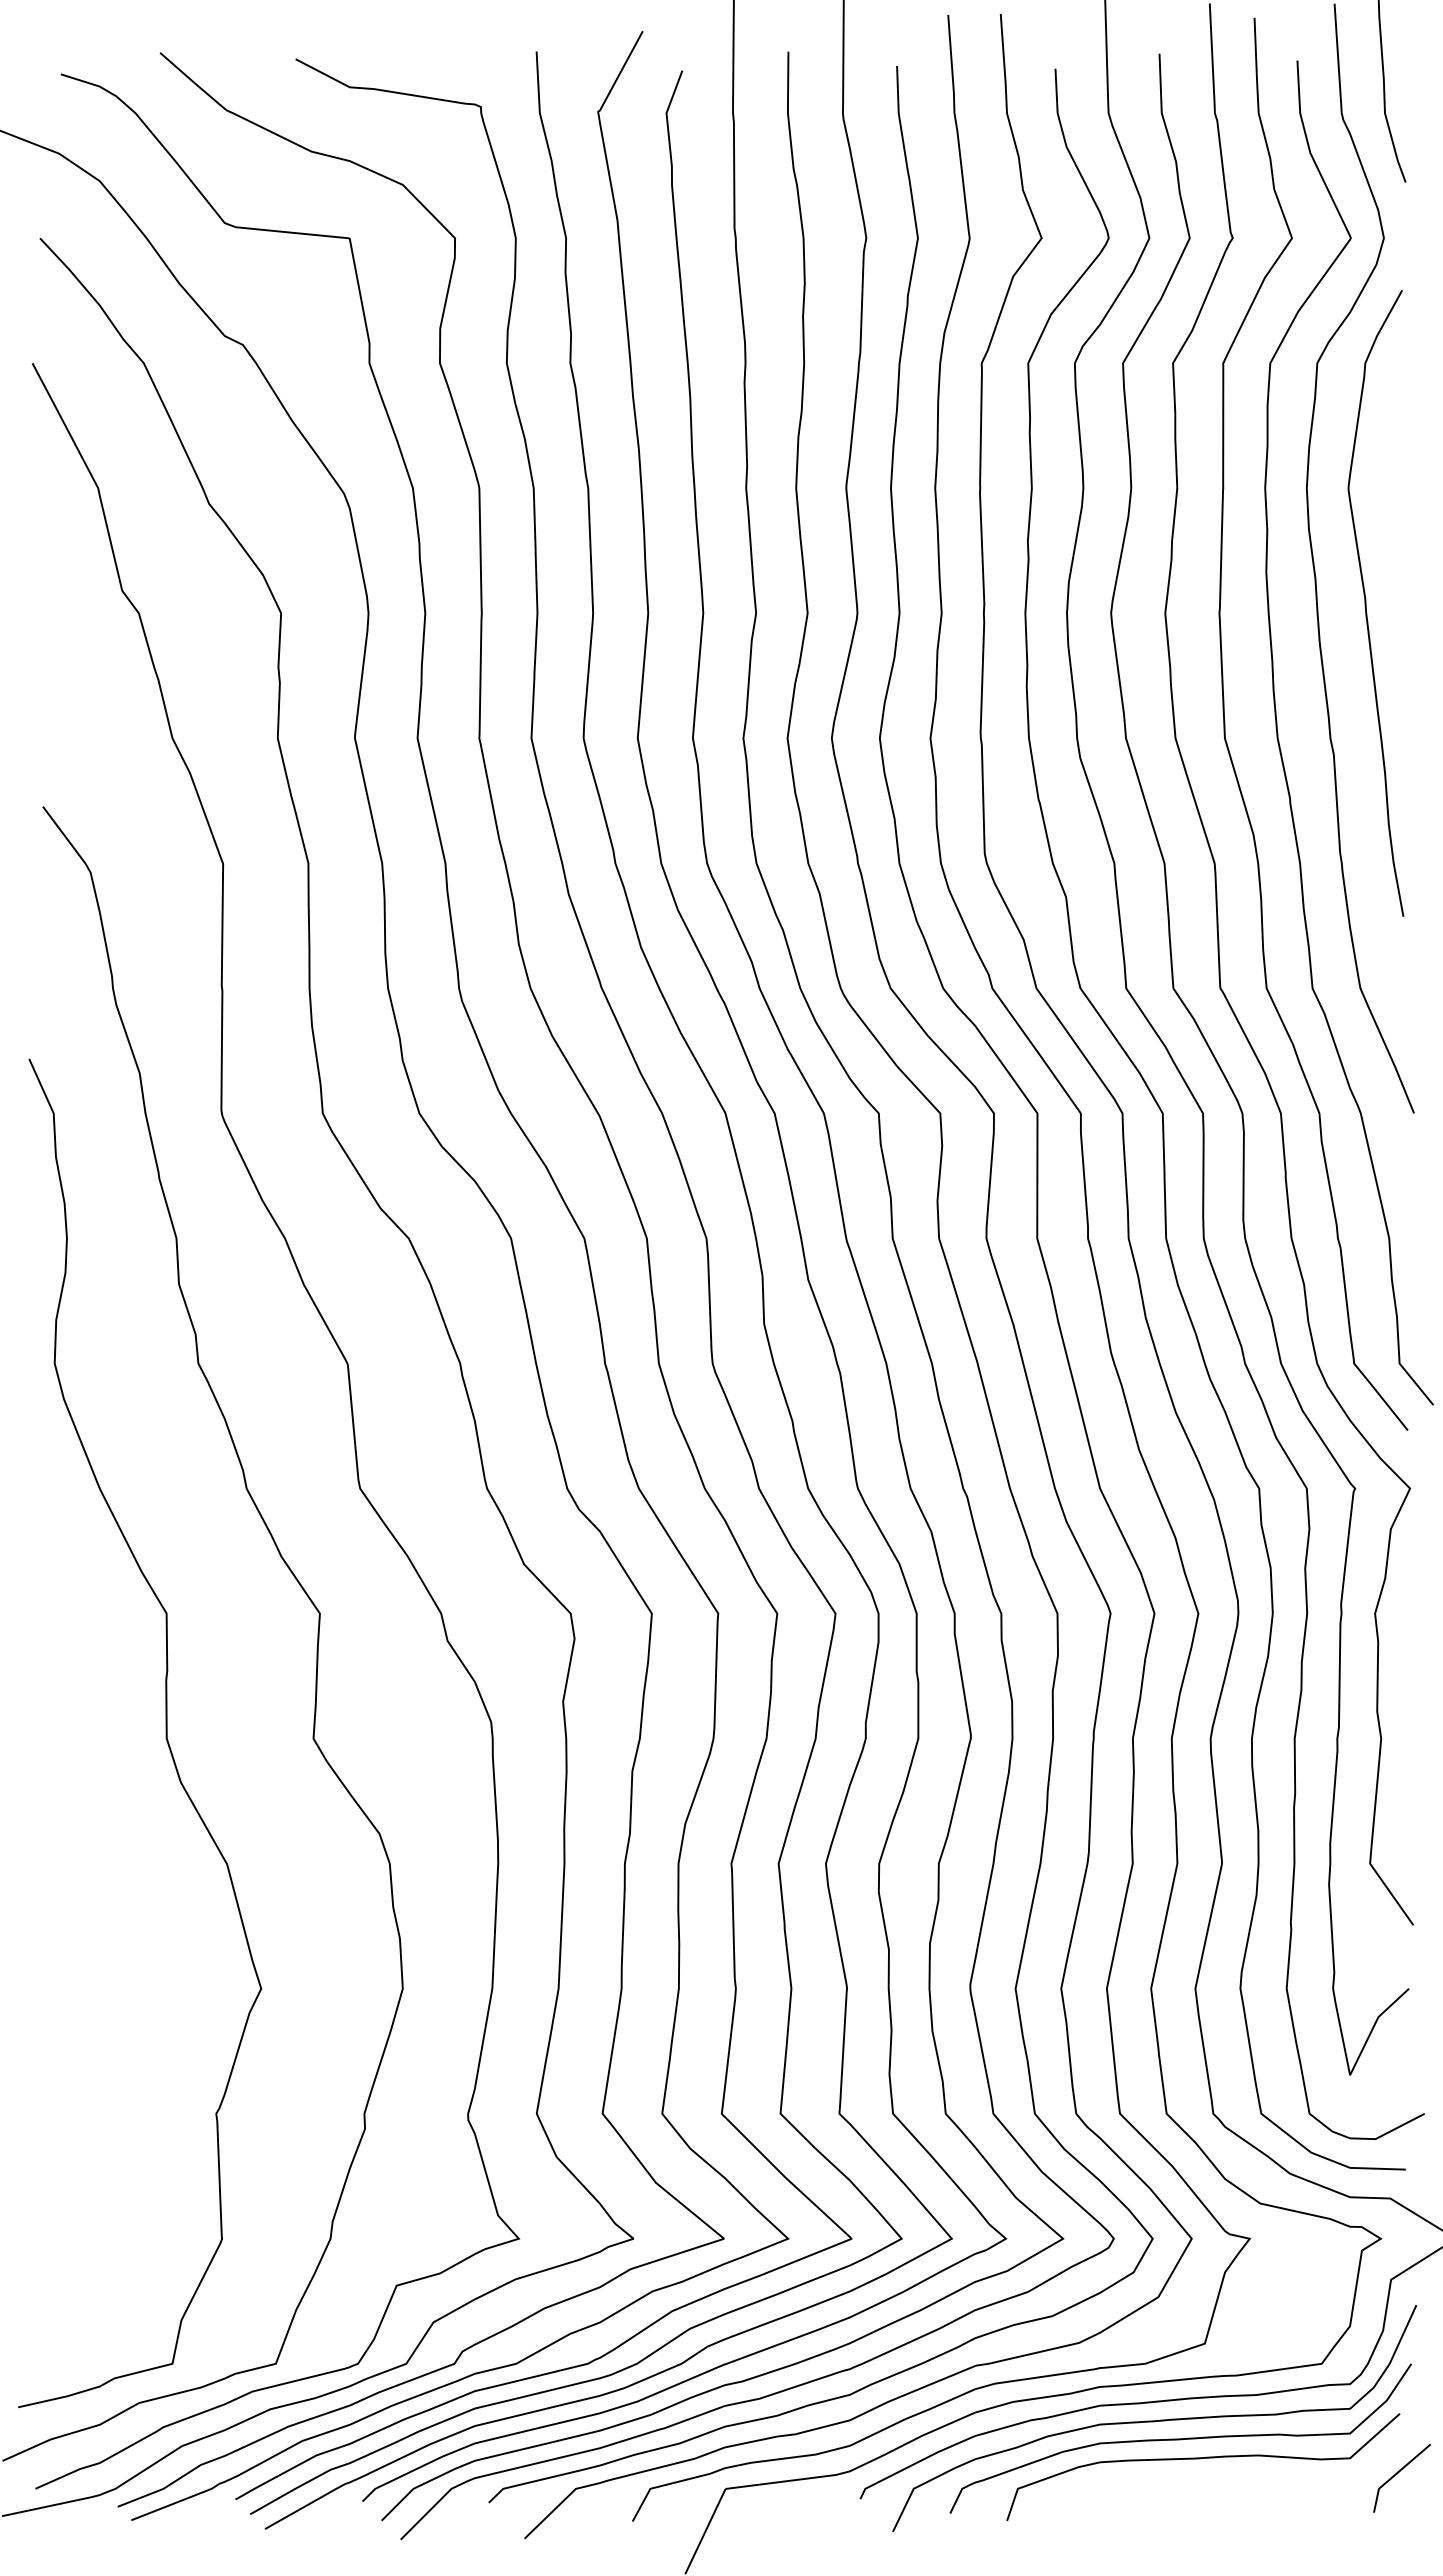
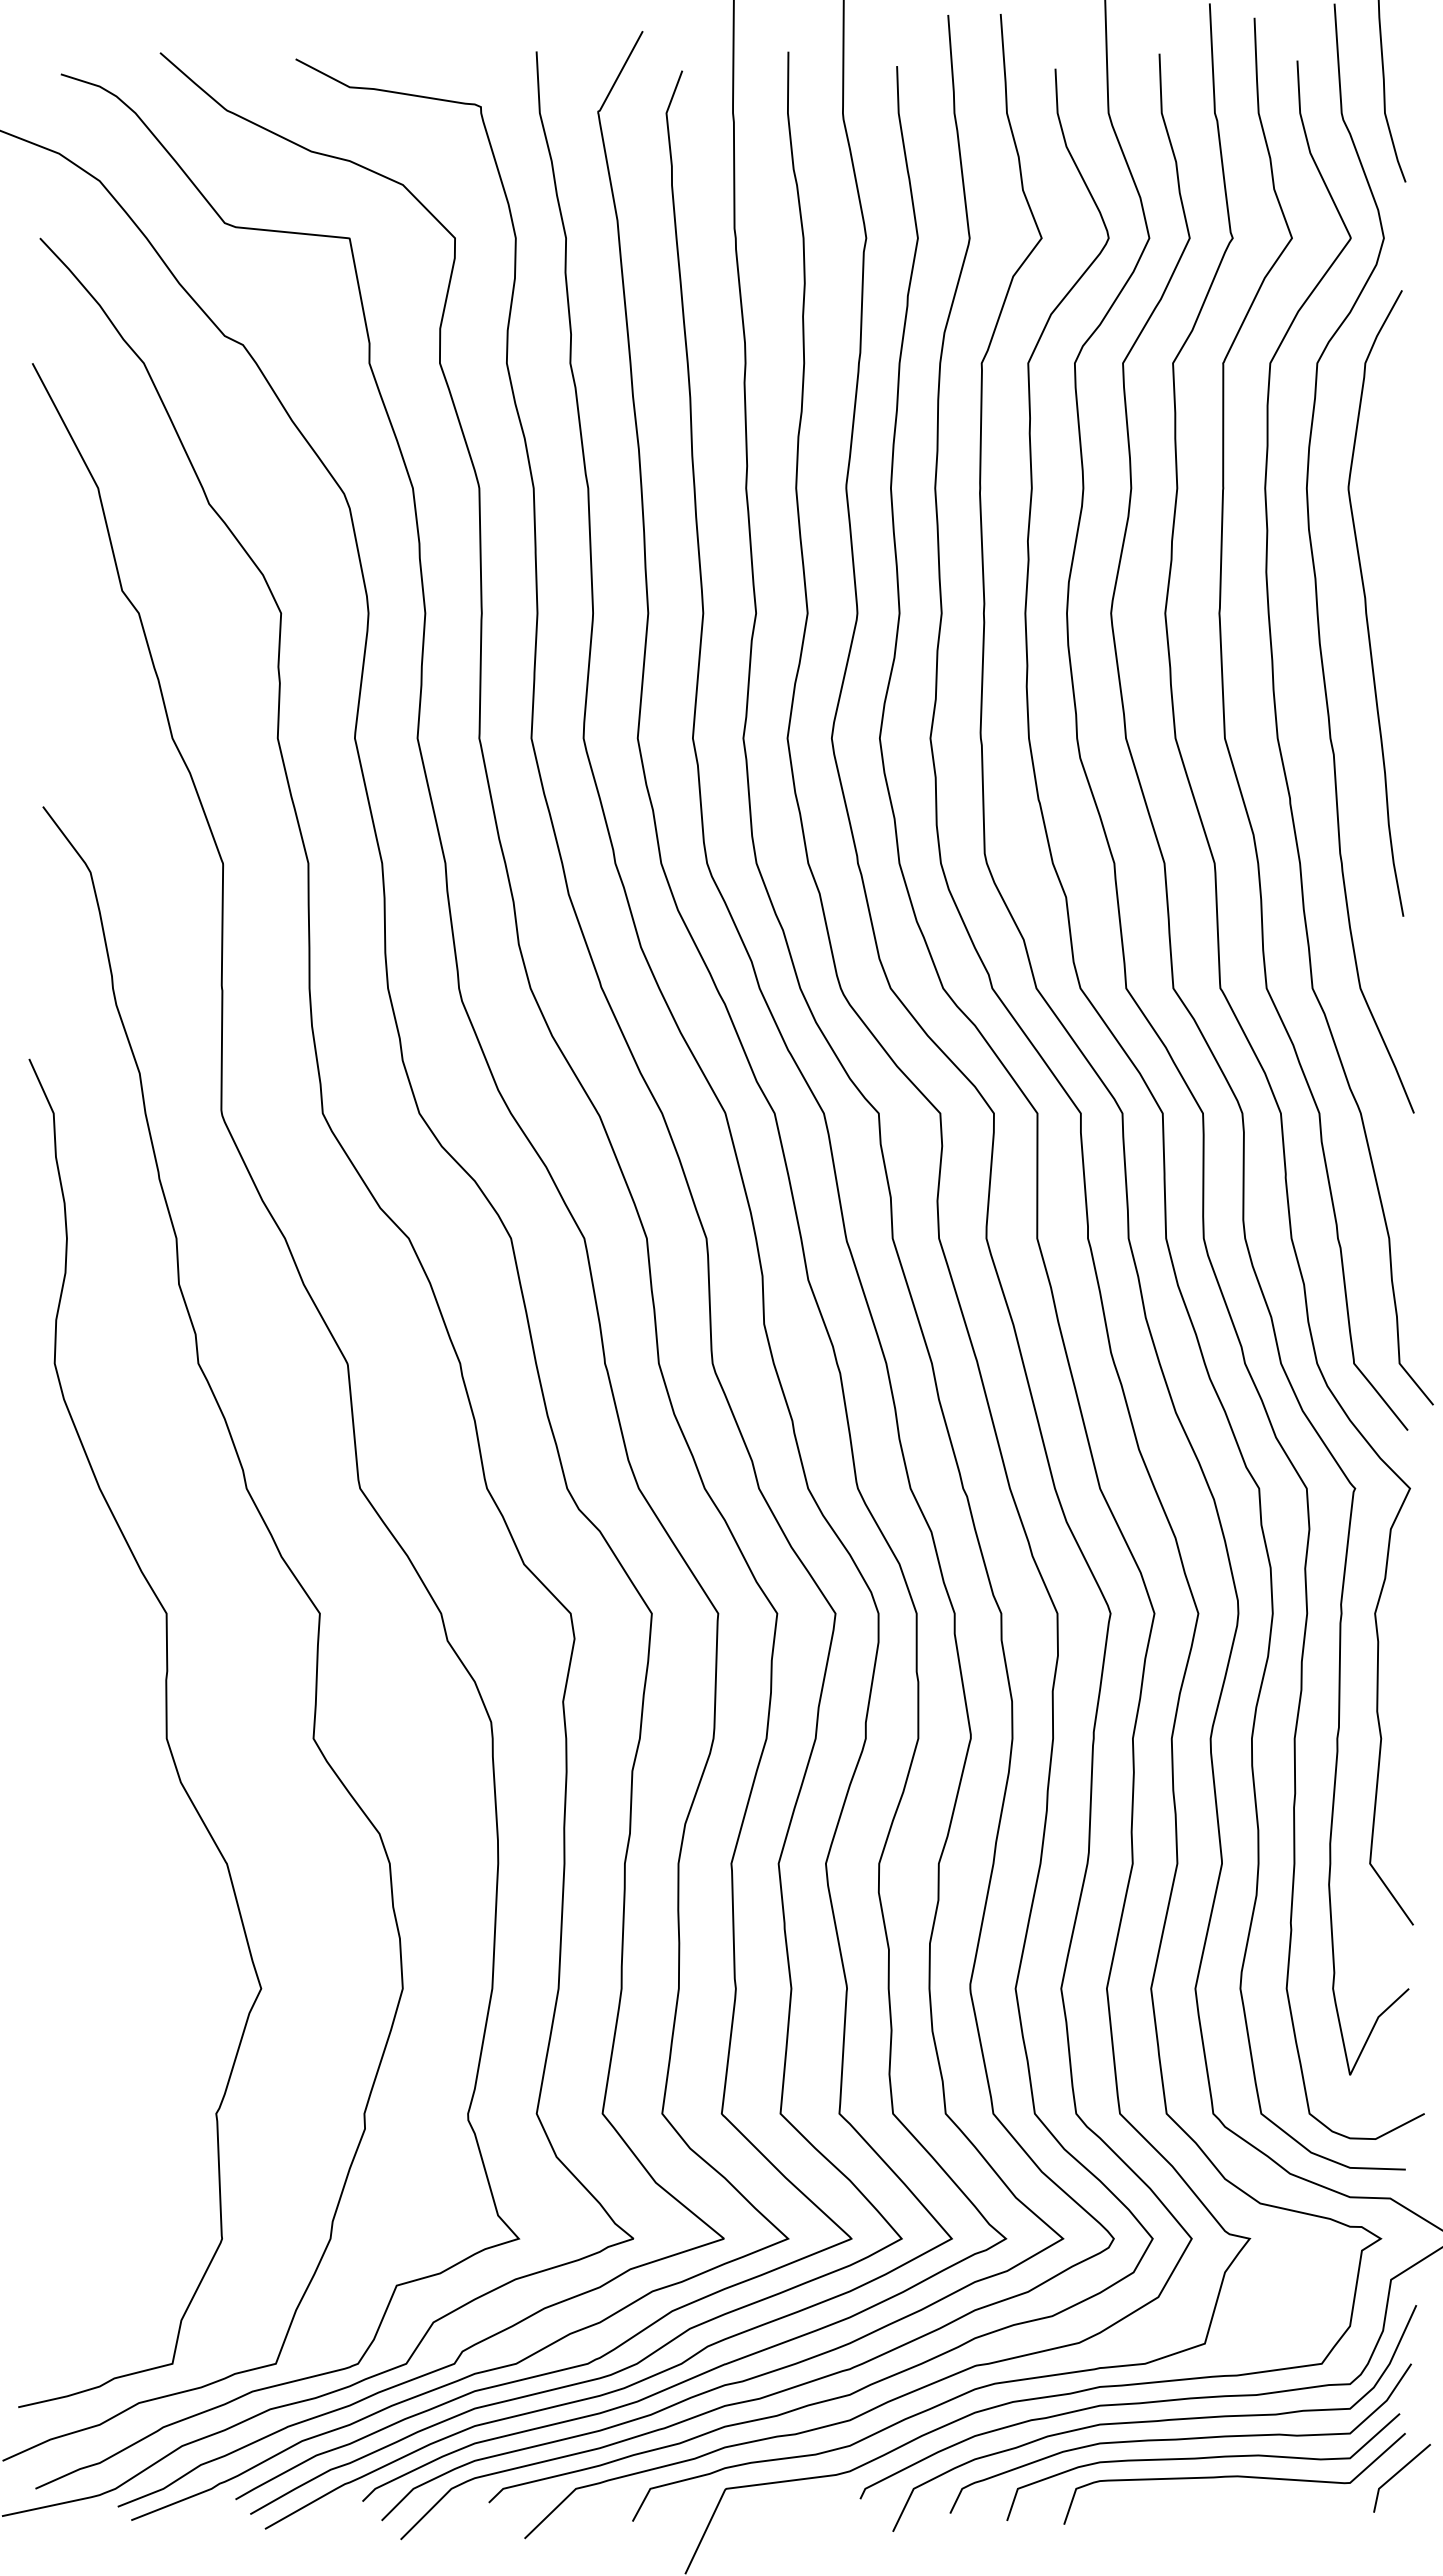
curve: none -> present (1234, 2477)
